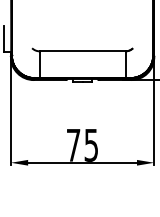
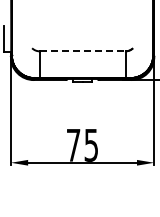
line: solid -> dashed (82, 51)
